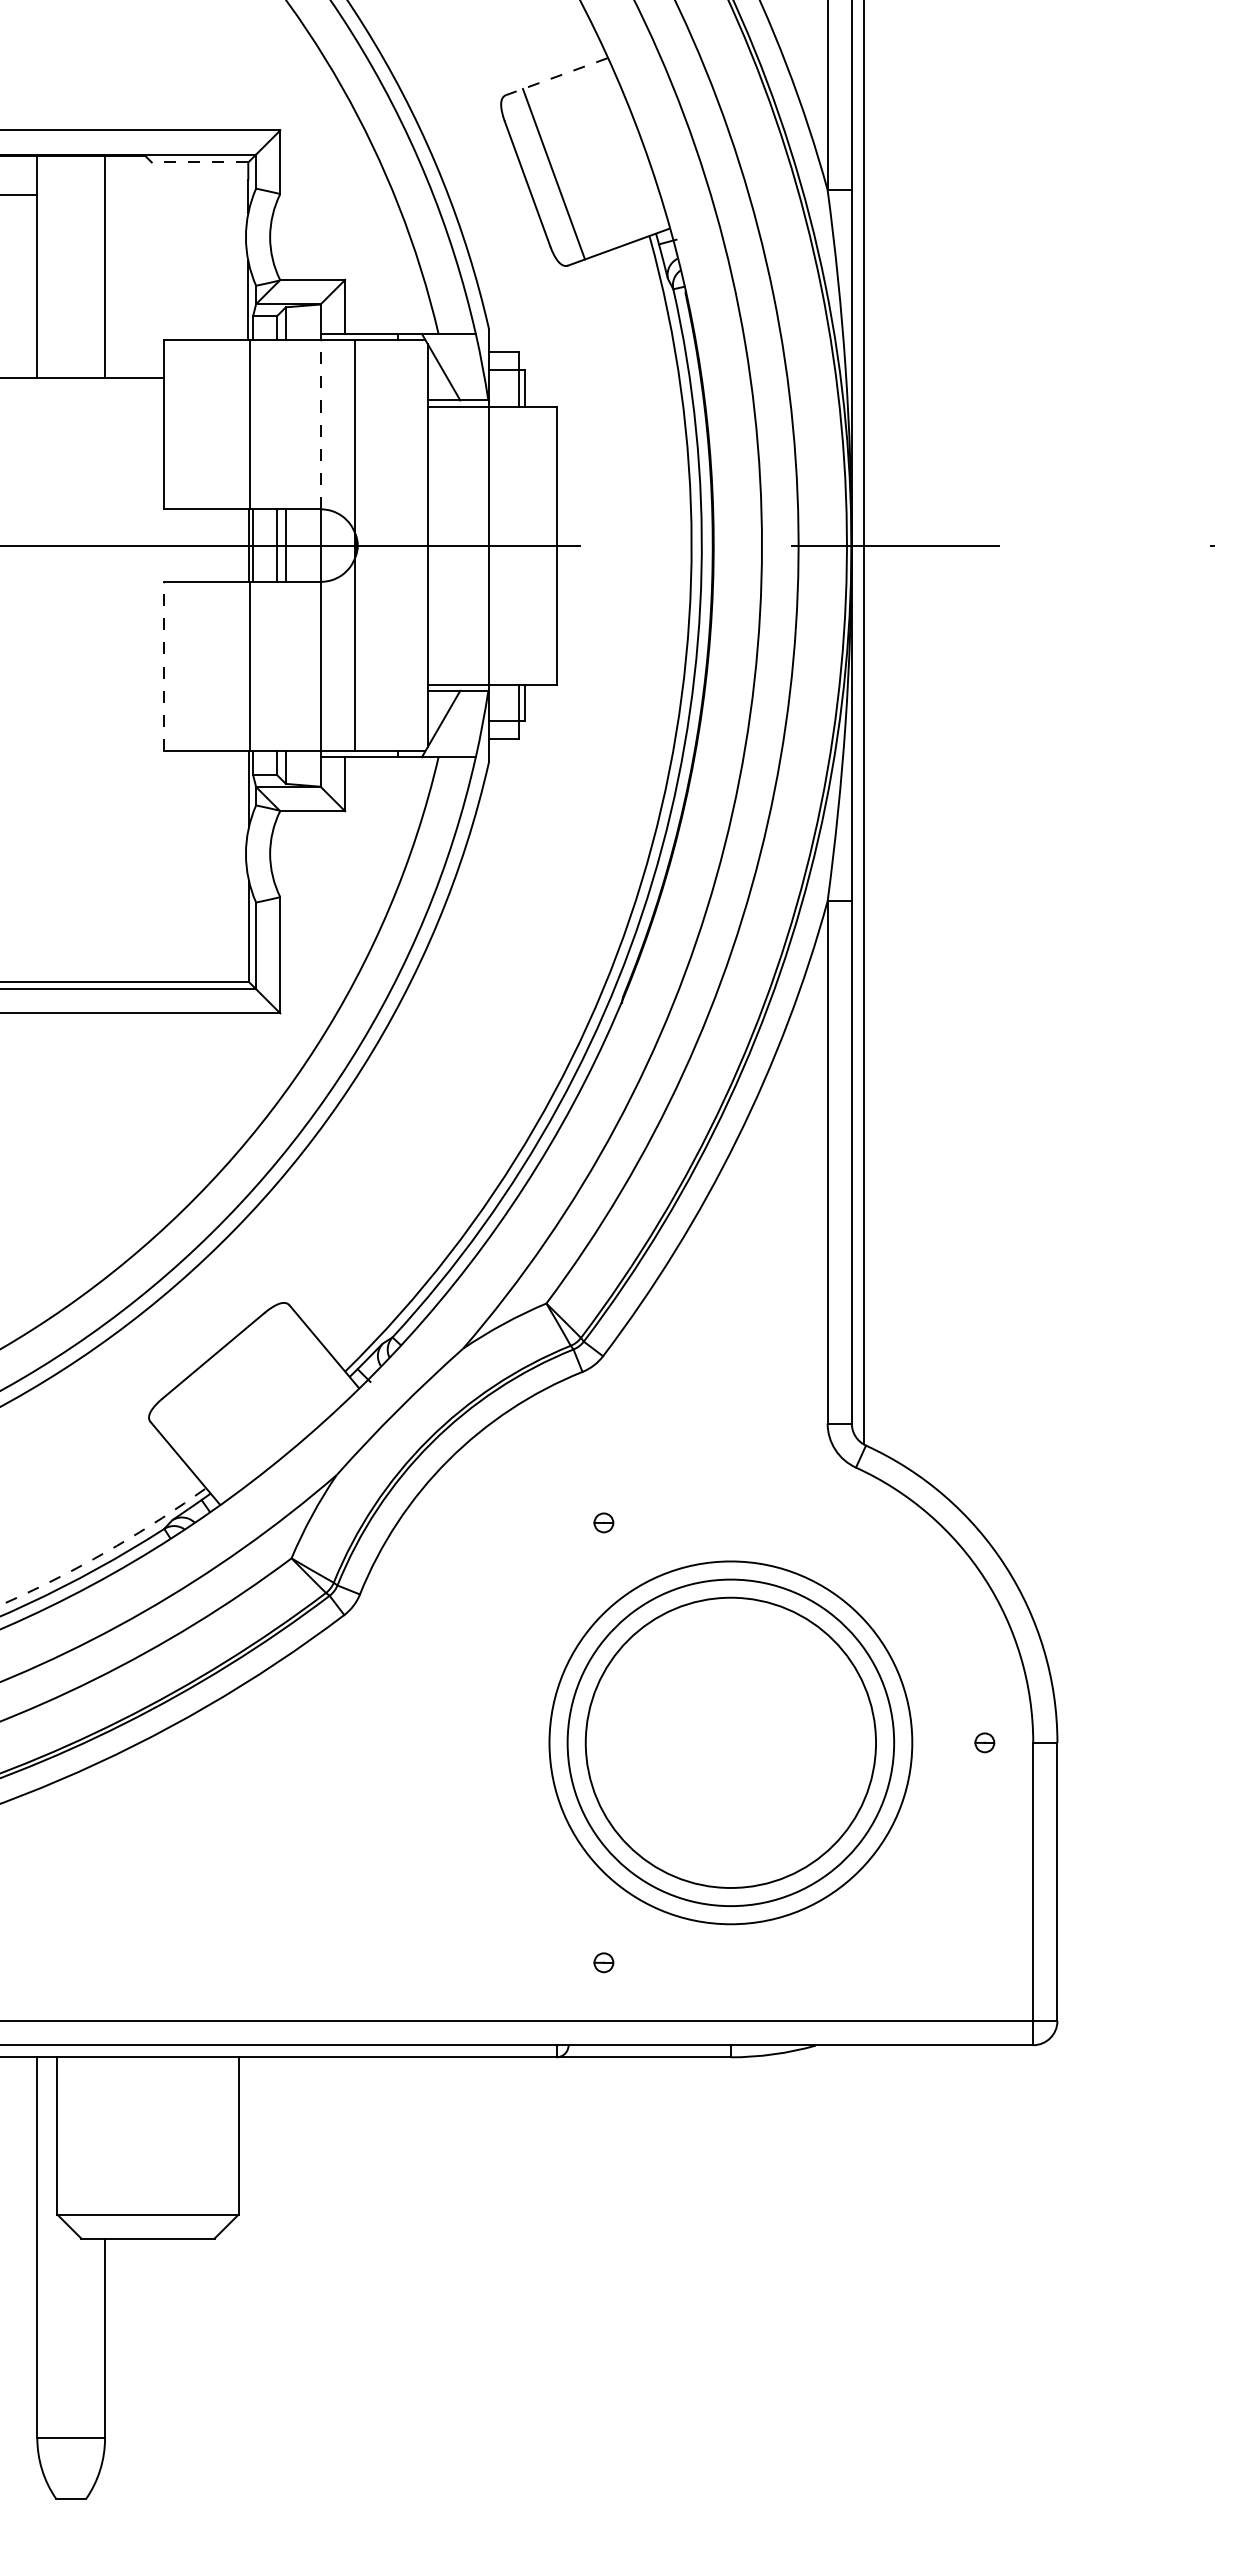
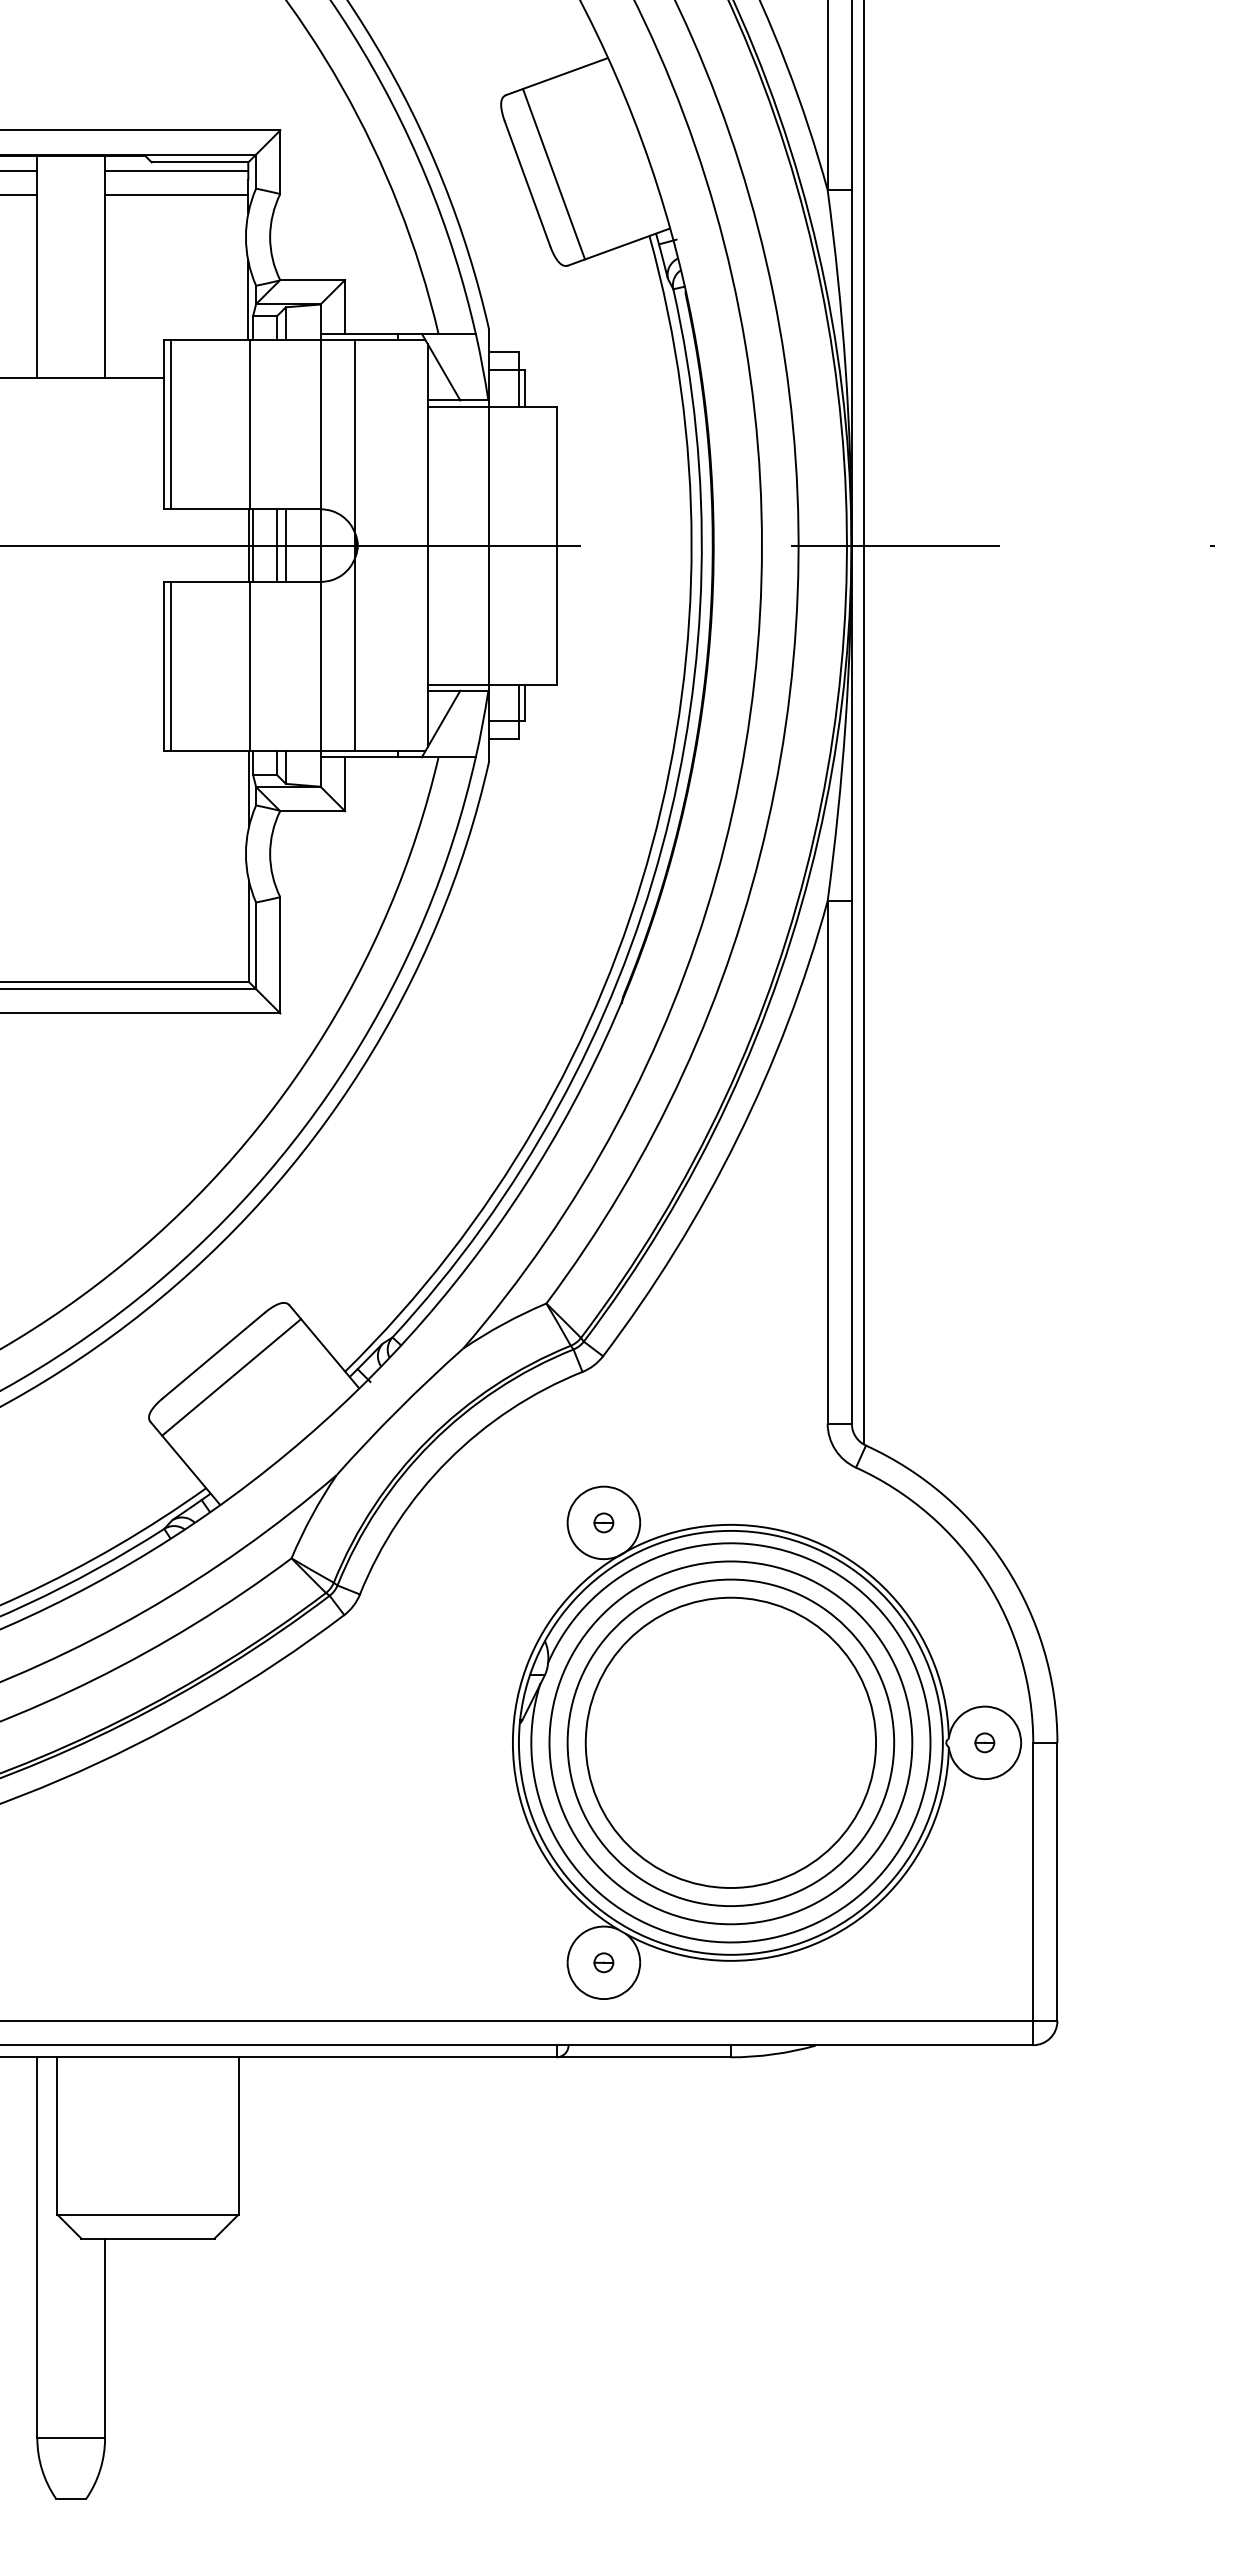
line: dashed -> solid (556, 76)
line: dashed -> solid (199, 162)
line: none -> present (19, 170)
line: none -> present (176, 170)
line: none -> present (176, 194)
line: none -> present (170, 424)
line: dashed -> solid (320, 424)
line: dashed -> solid (163, 666)
line: none -> present (170, 666)
line: none -> present (231, 1377)
arc: dashed -> solid (106, 1551)
part: none -> present (766, 1742)
